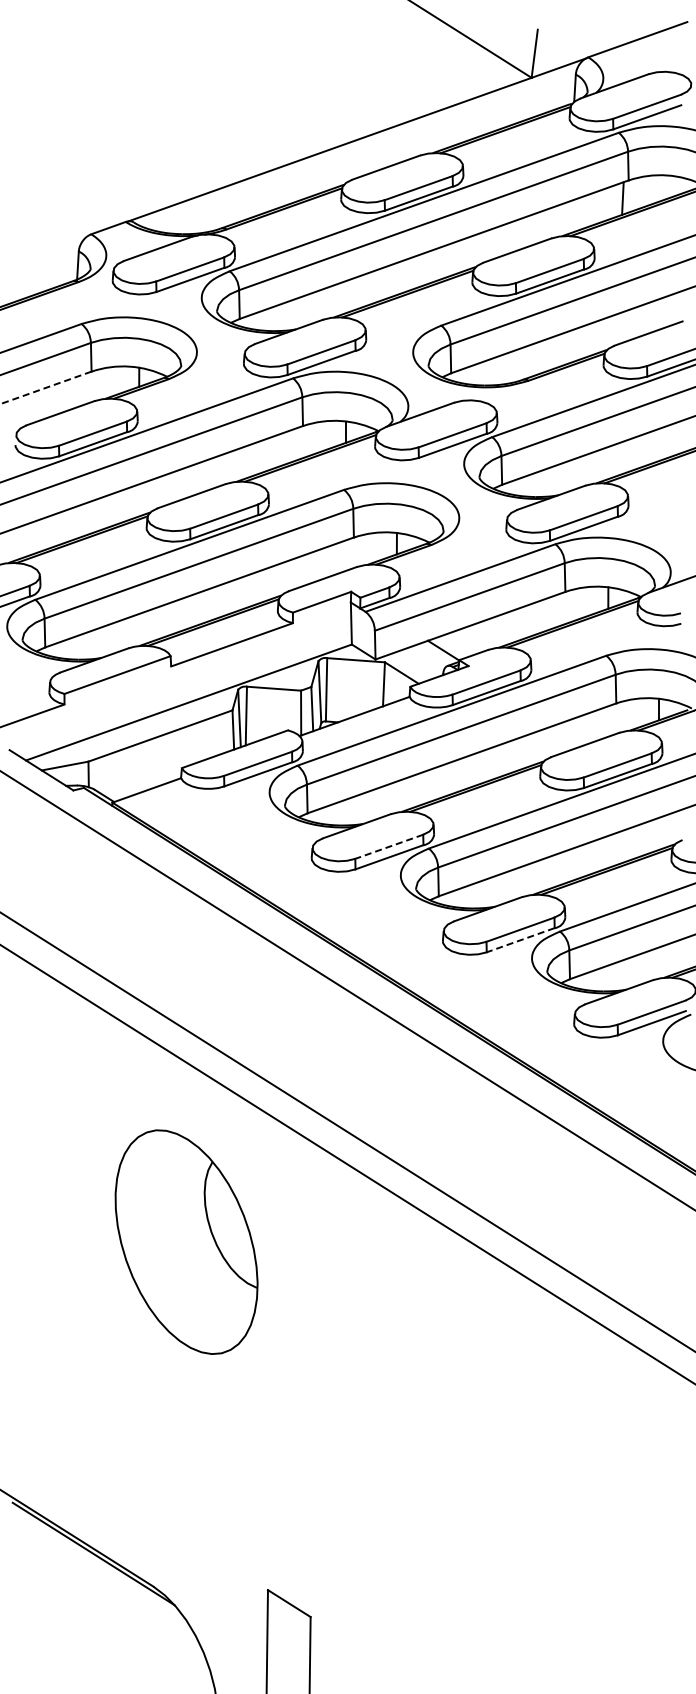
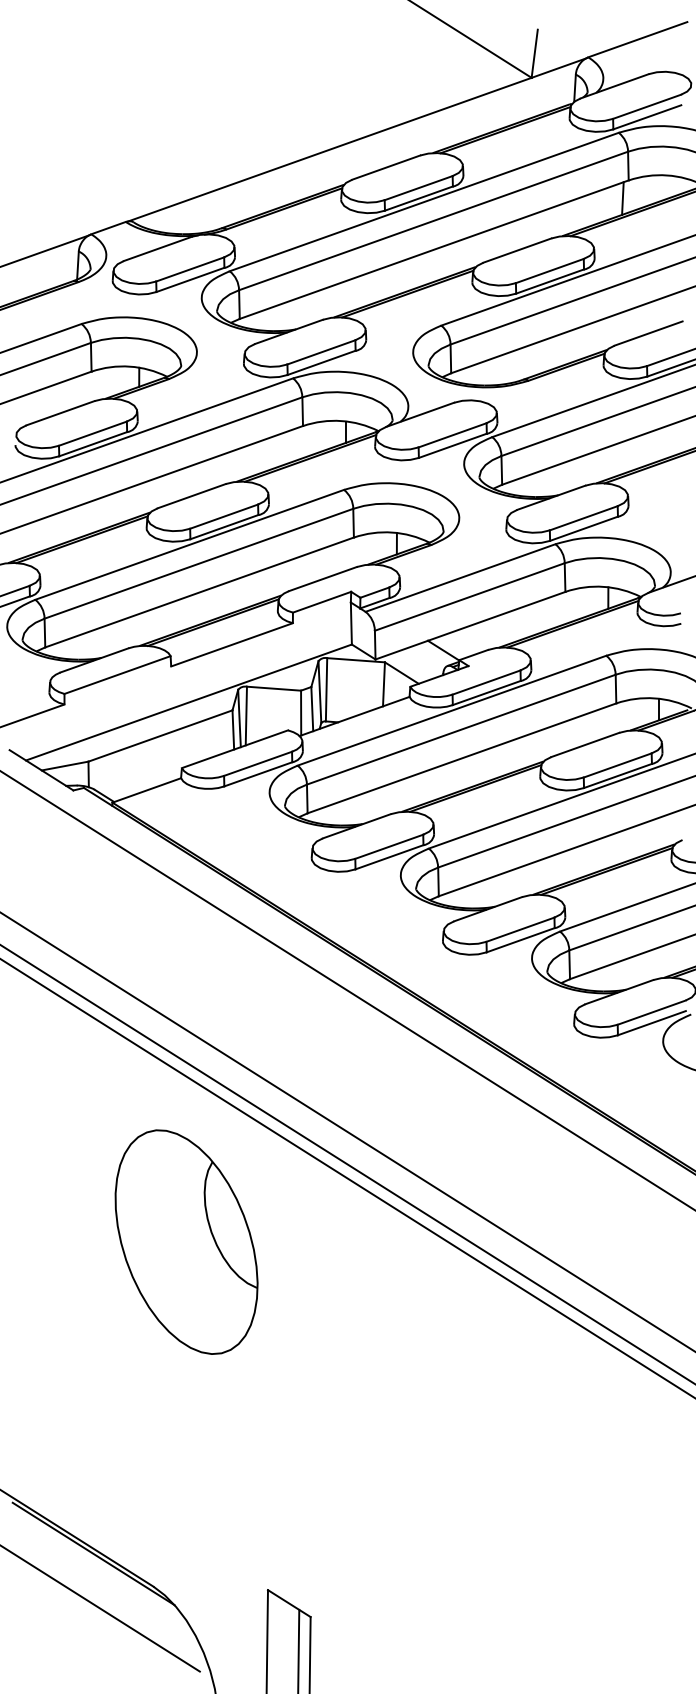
line: none -> present (45, 250)
line: dashed -> solid (45, 388)
line: dashed -> solid (388, 846)
line: dashed -> solid (520, 940)
line: none -> present (347, 1178)
line: none -> present (100, 1608)
line: none -> present (298, 1649)
